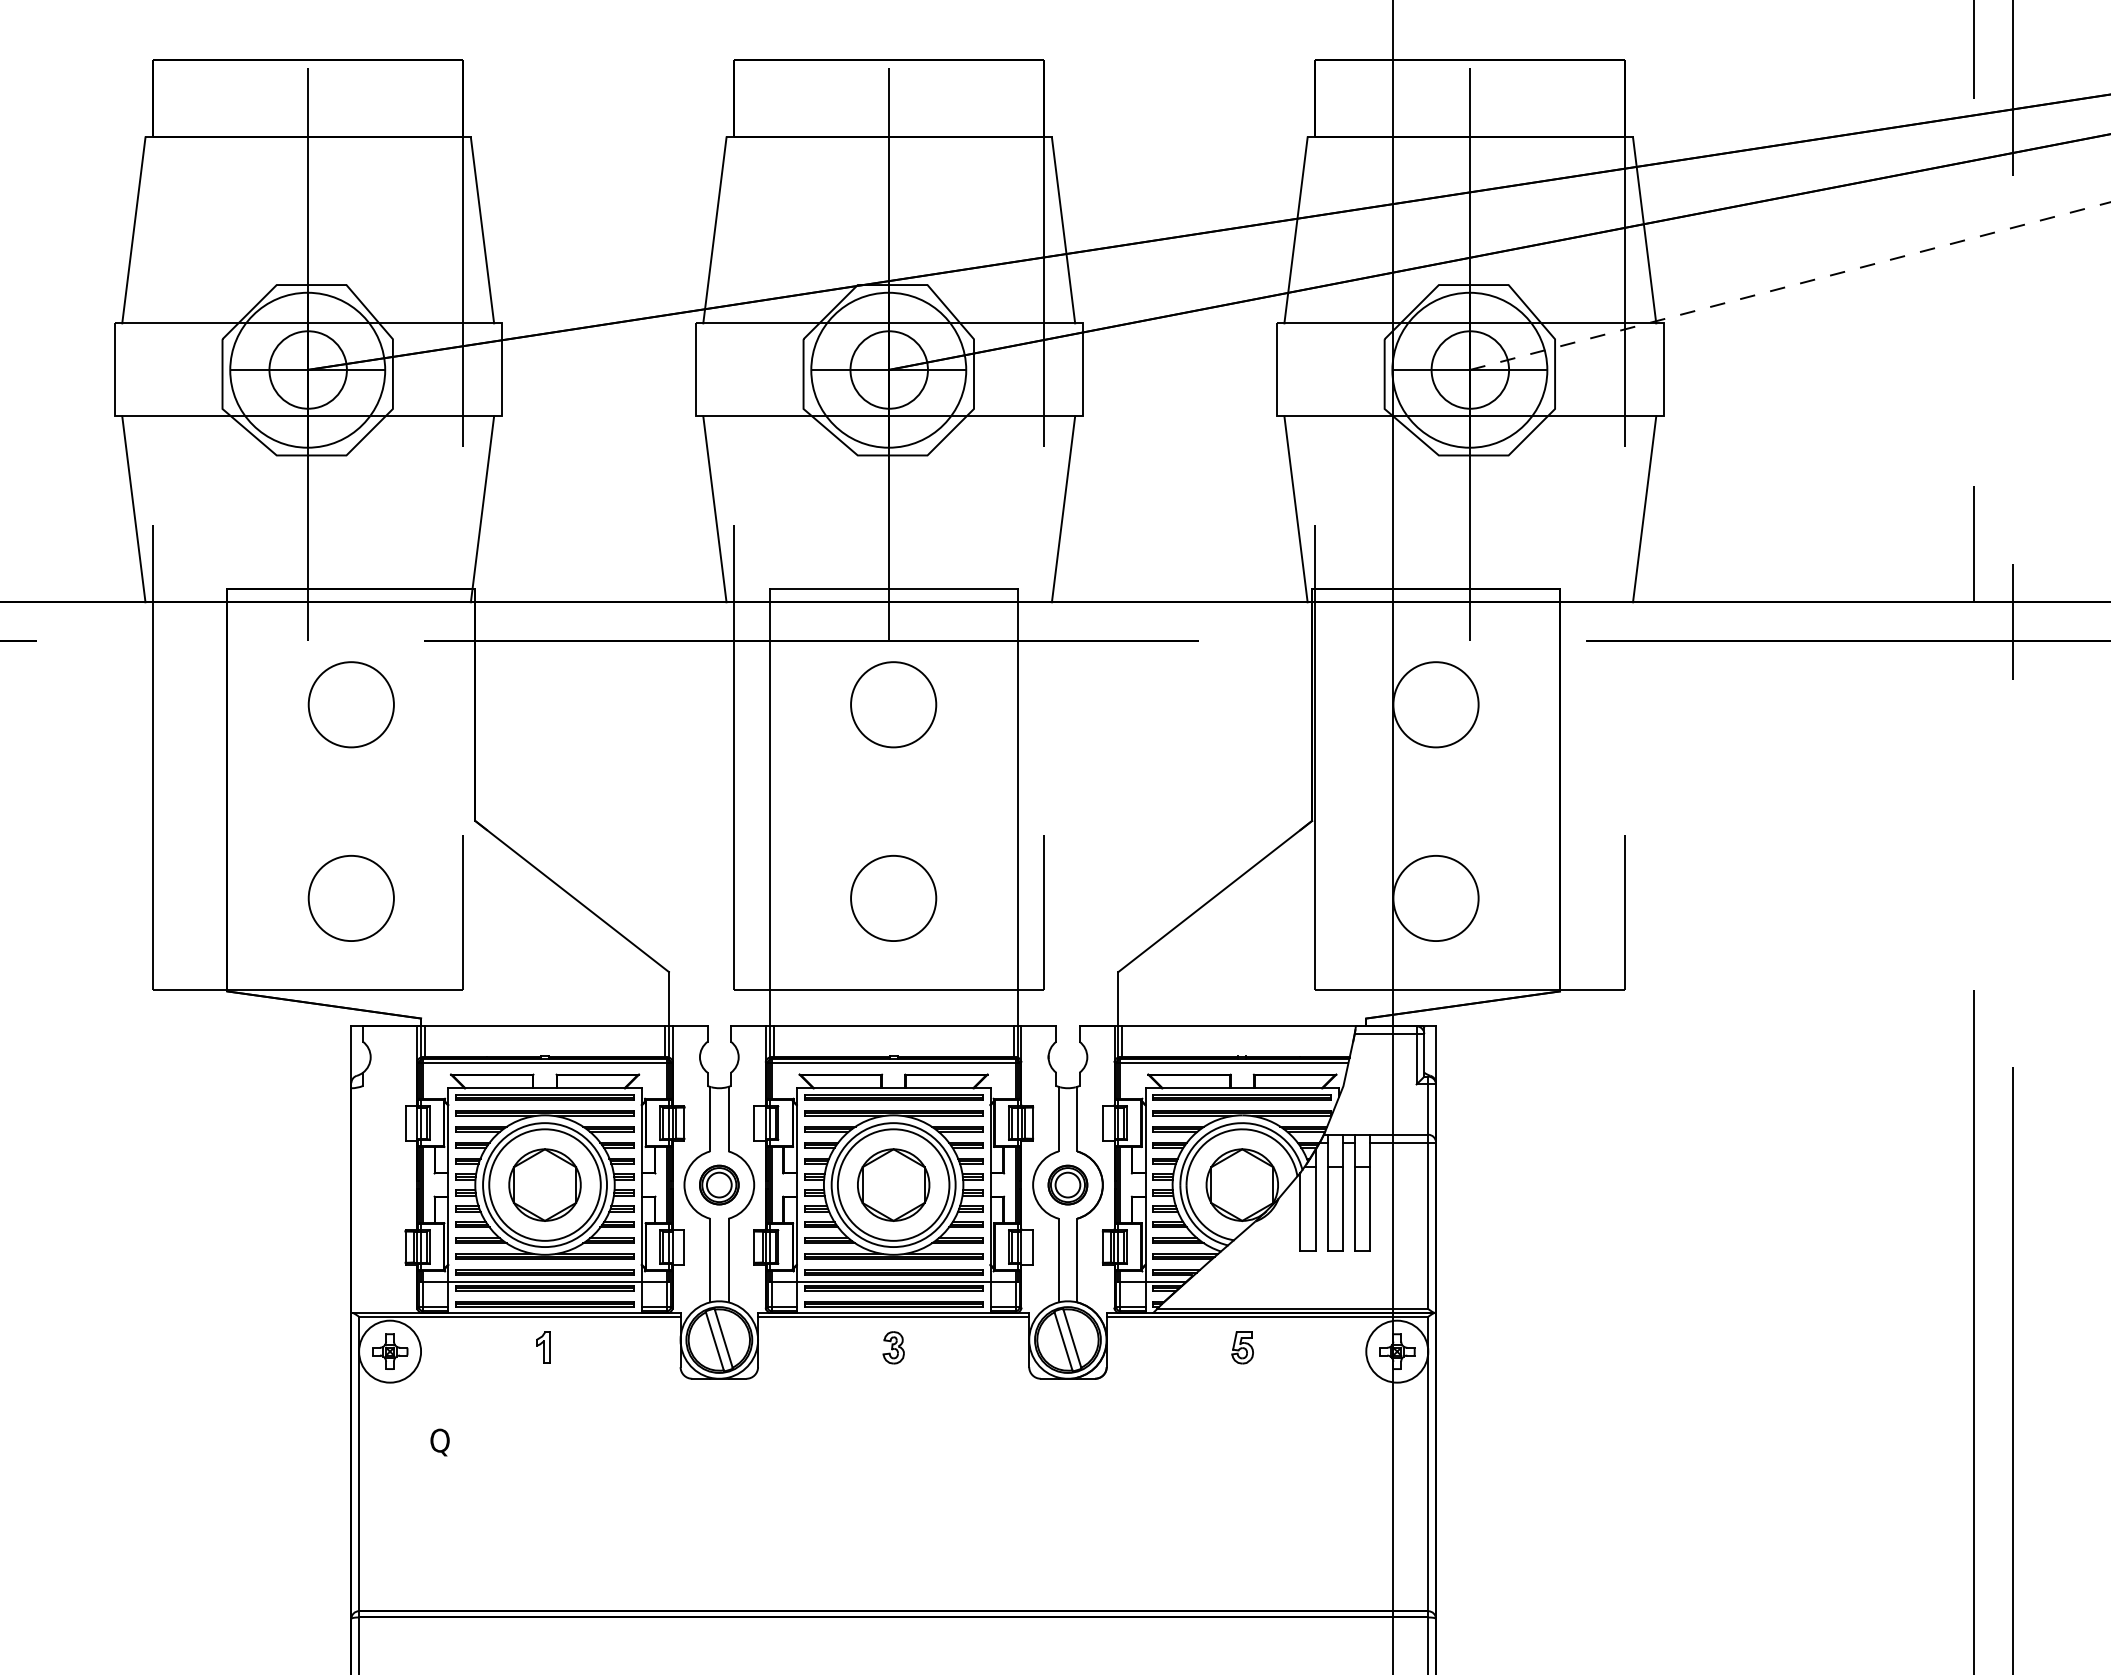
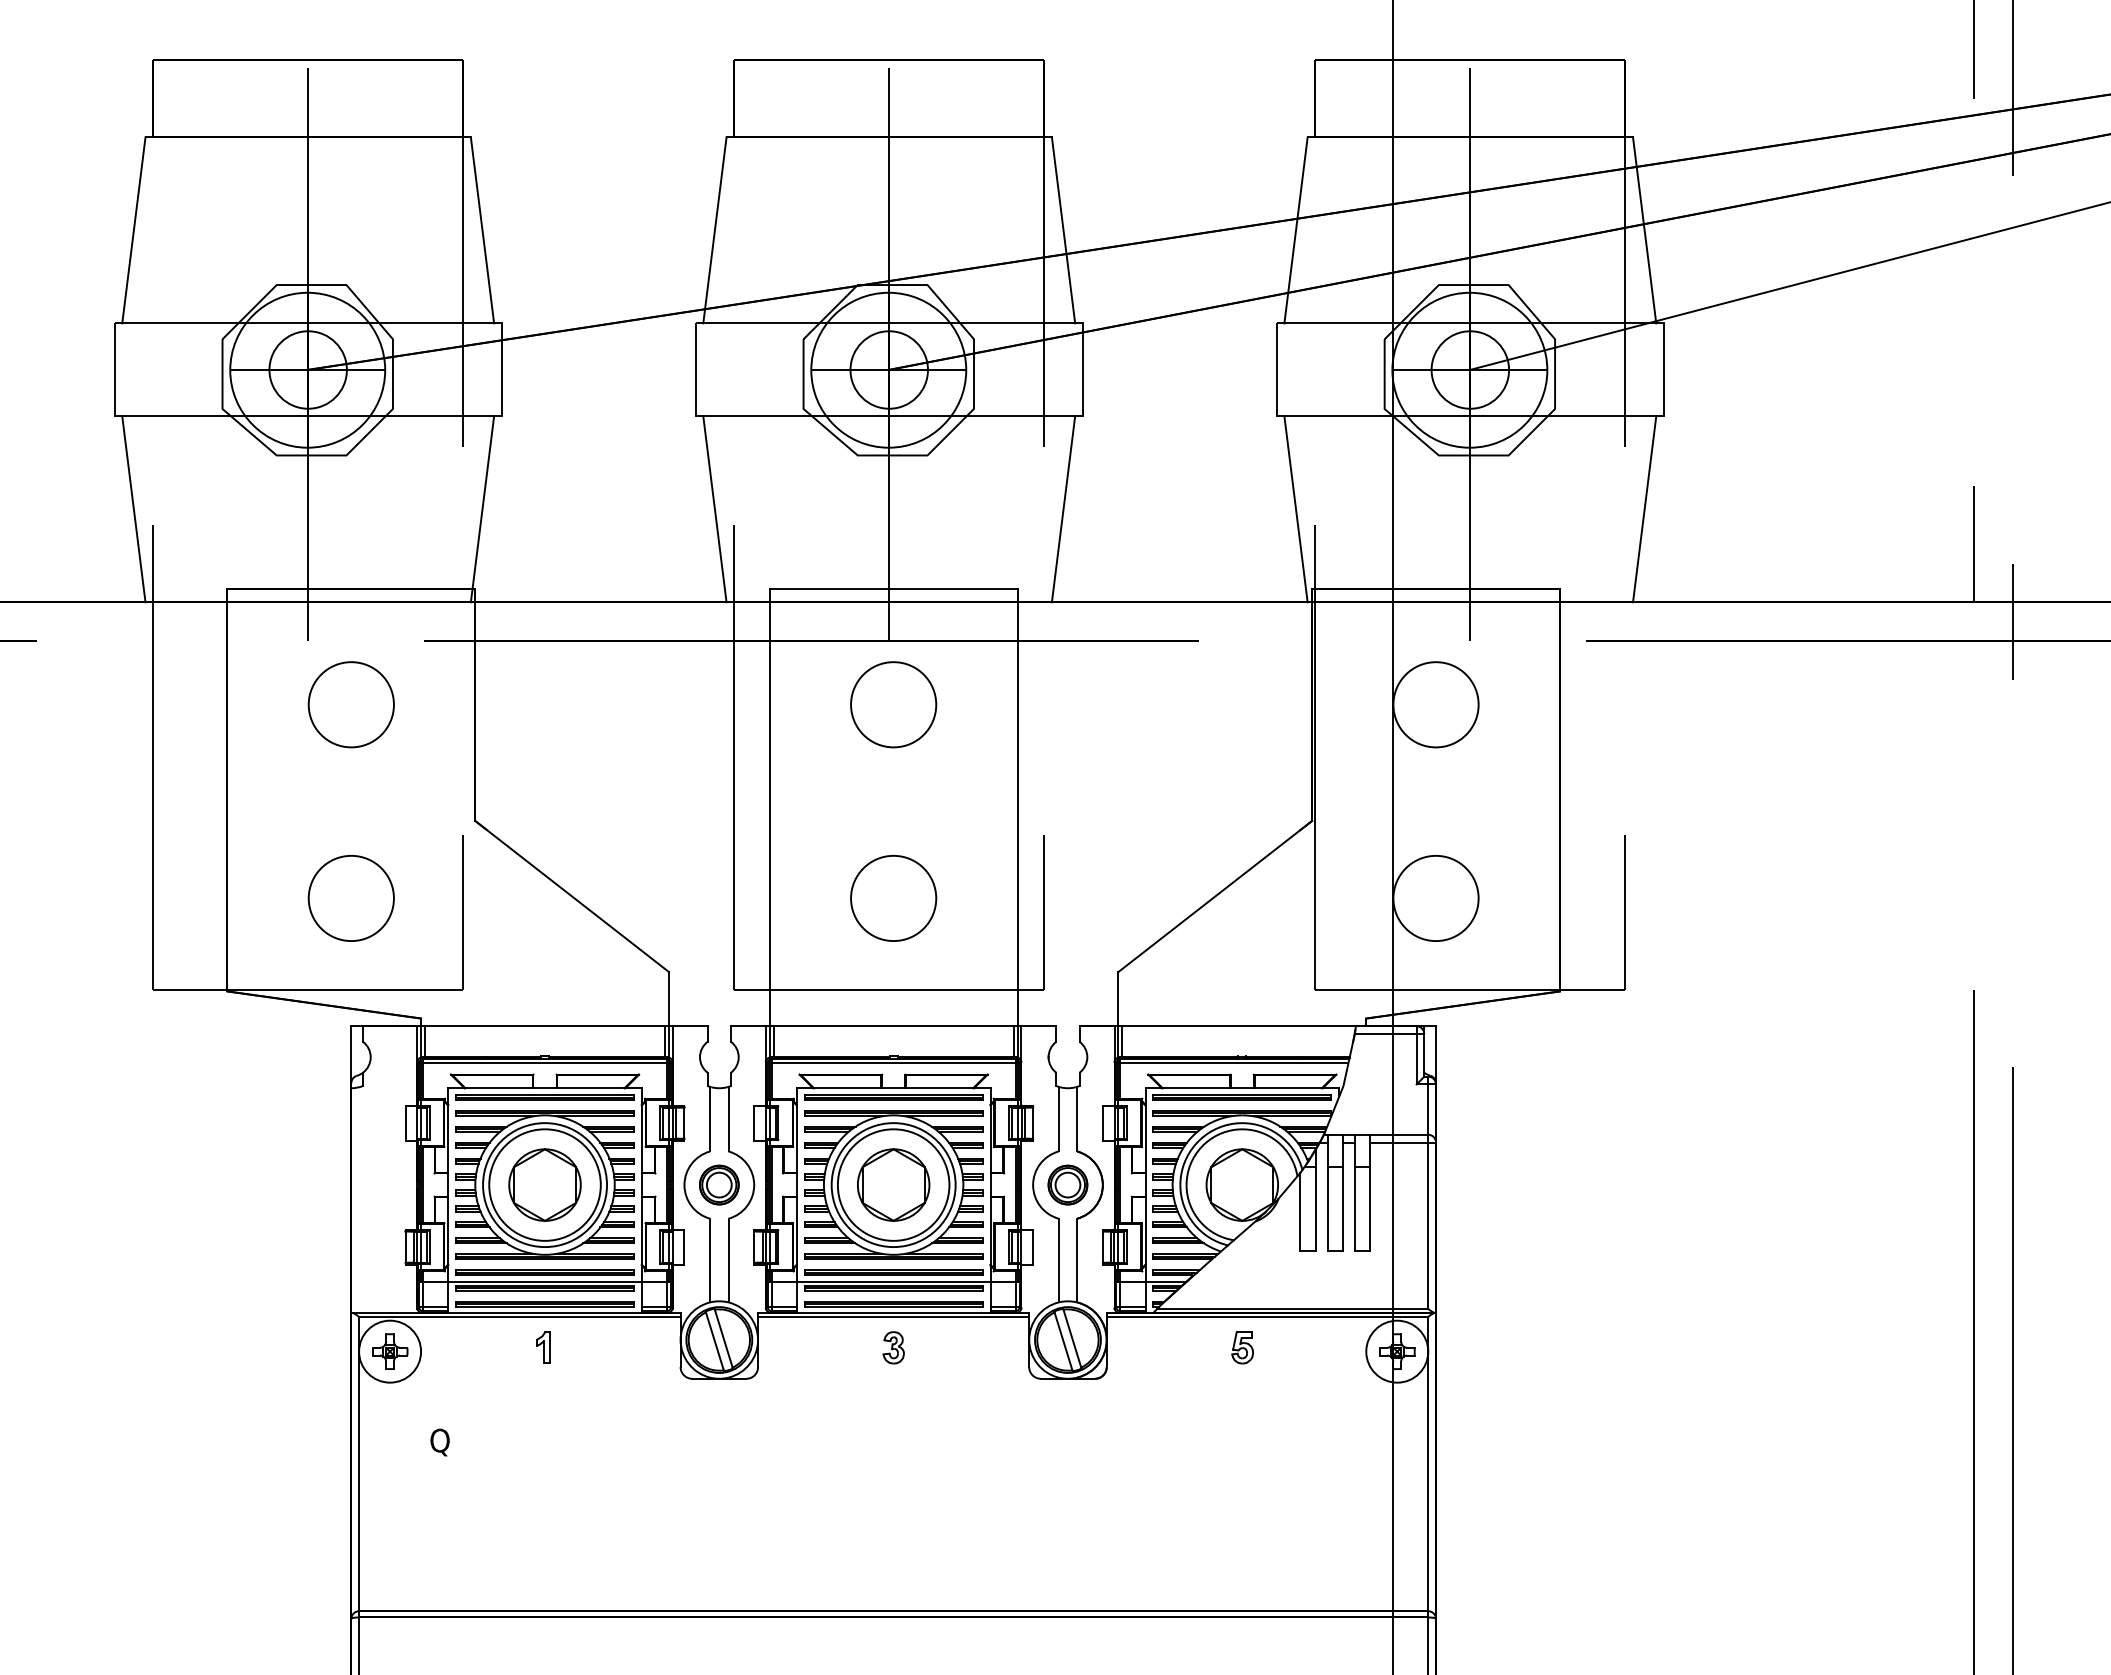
line: dashed -> solid (1790, 286)
